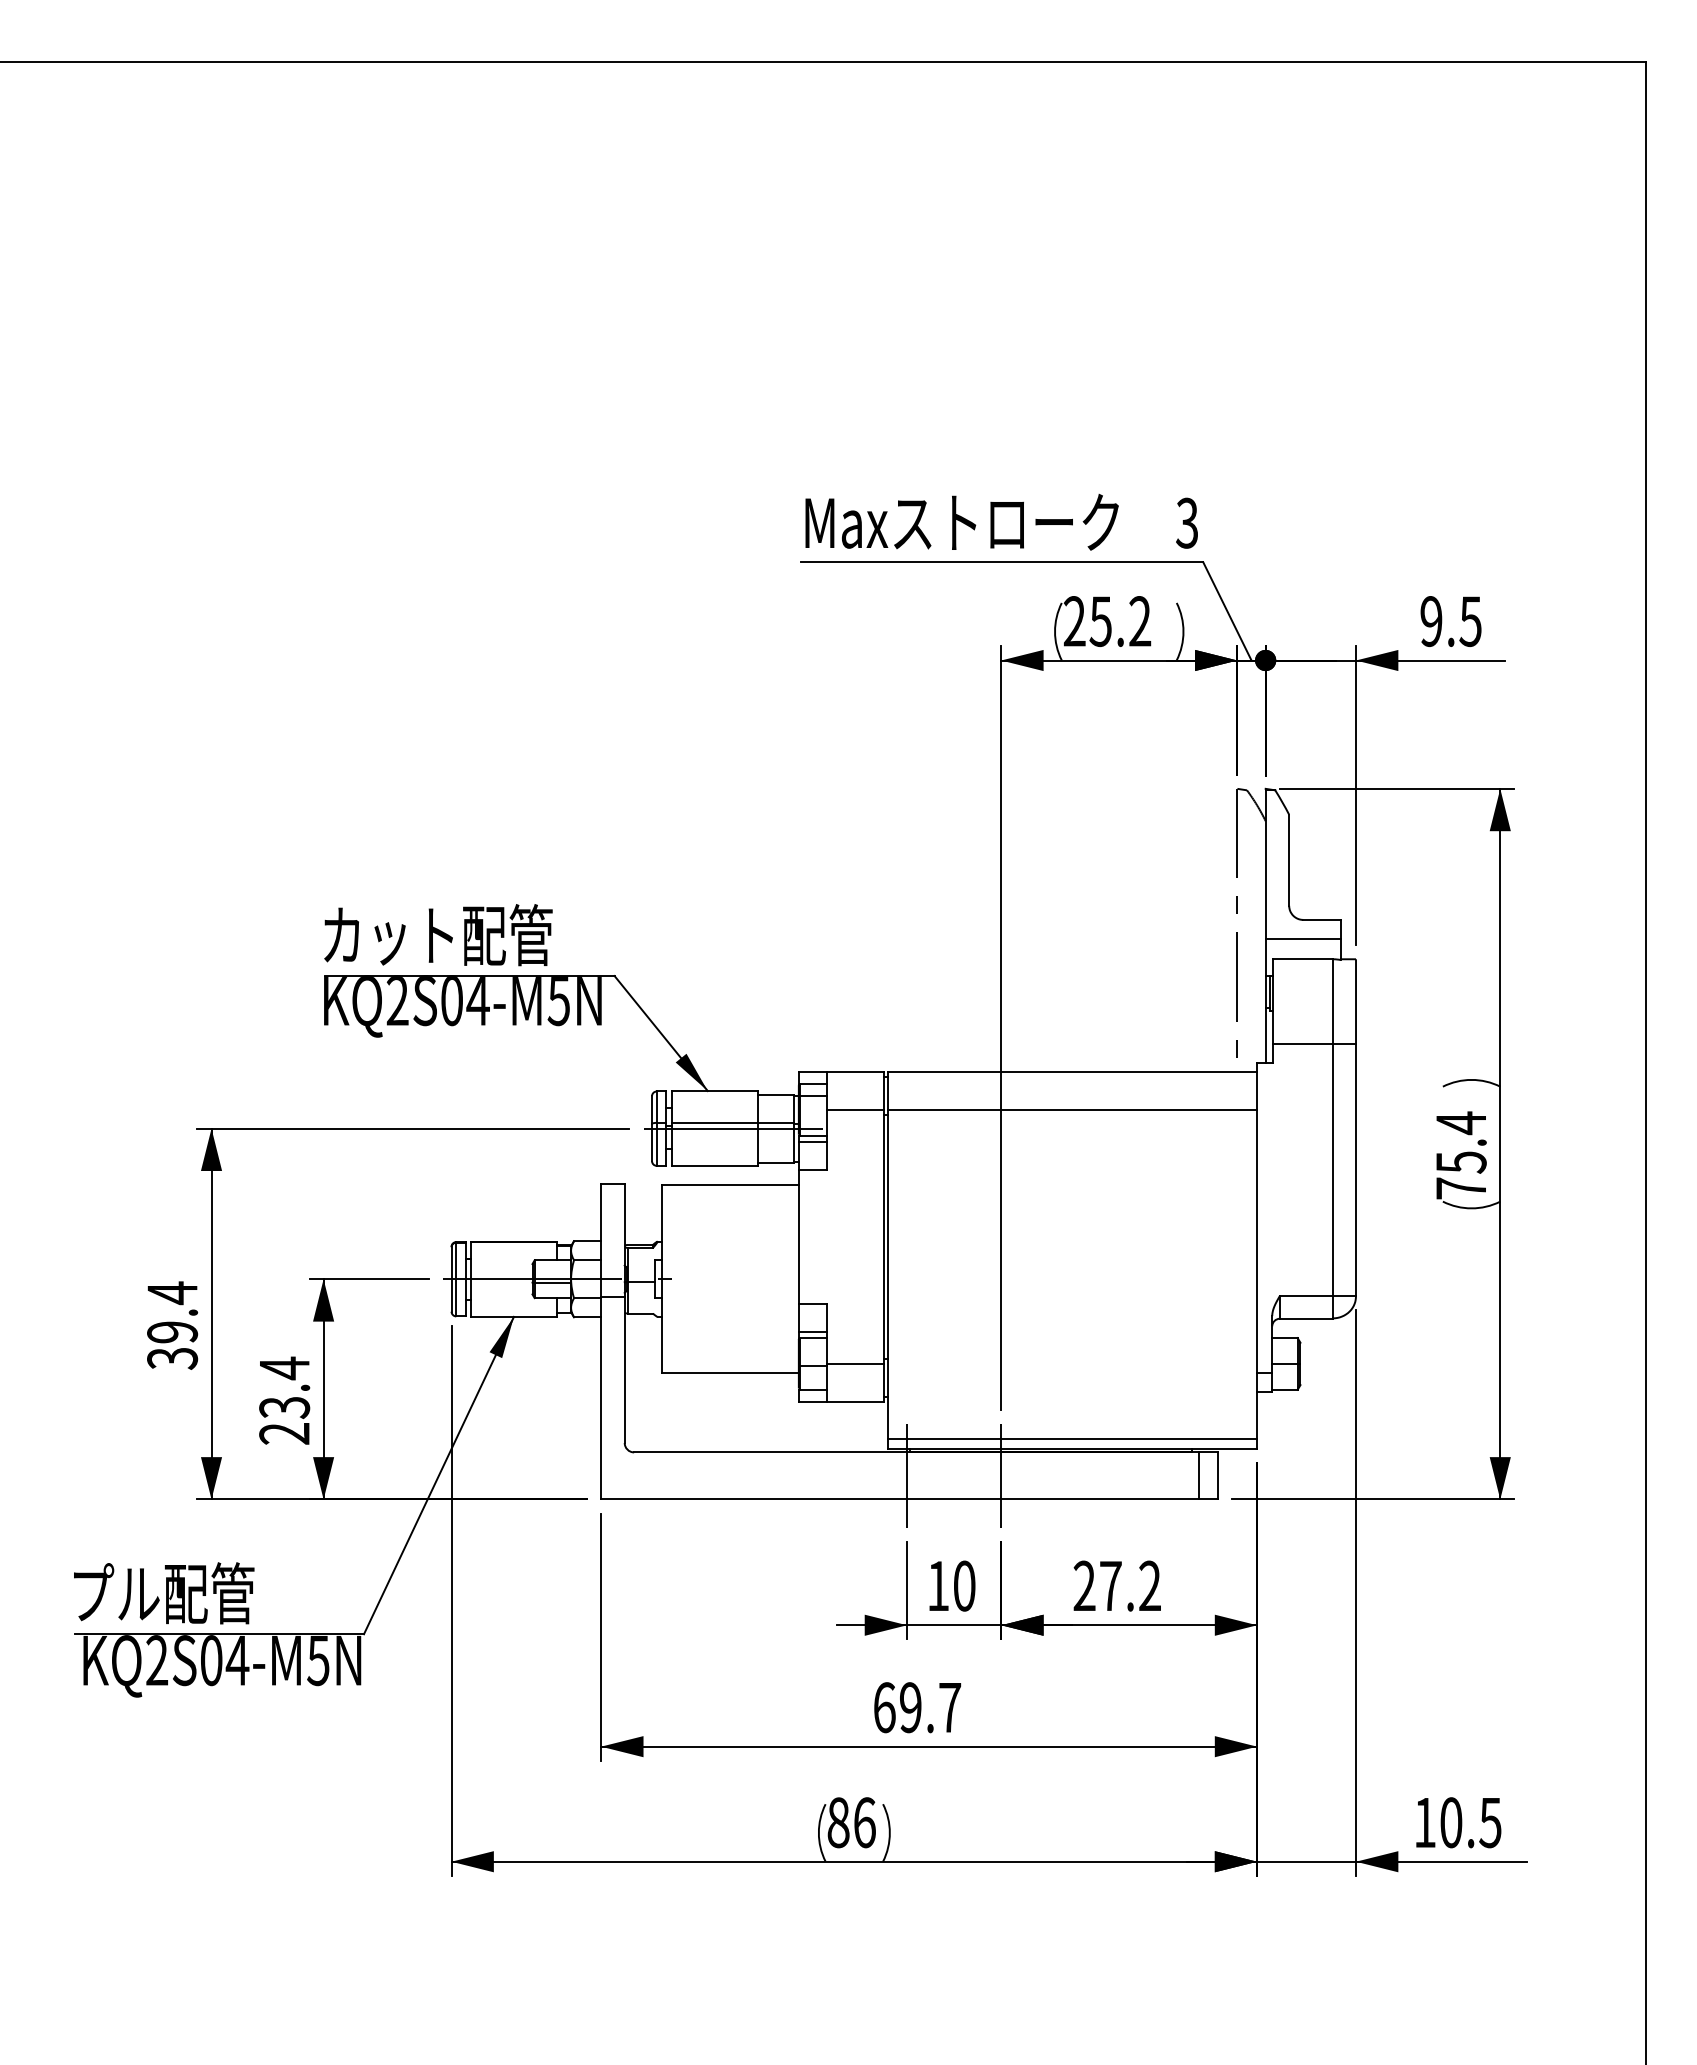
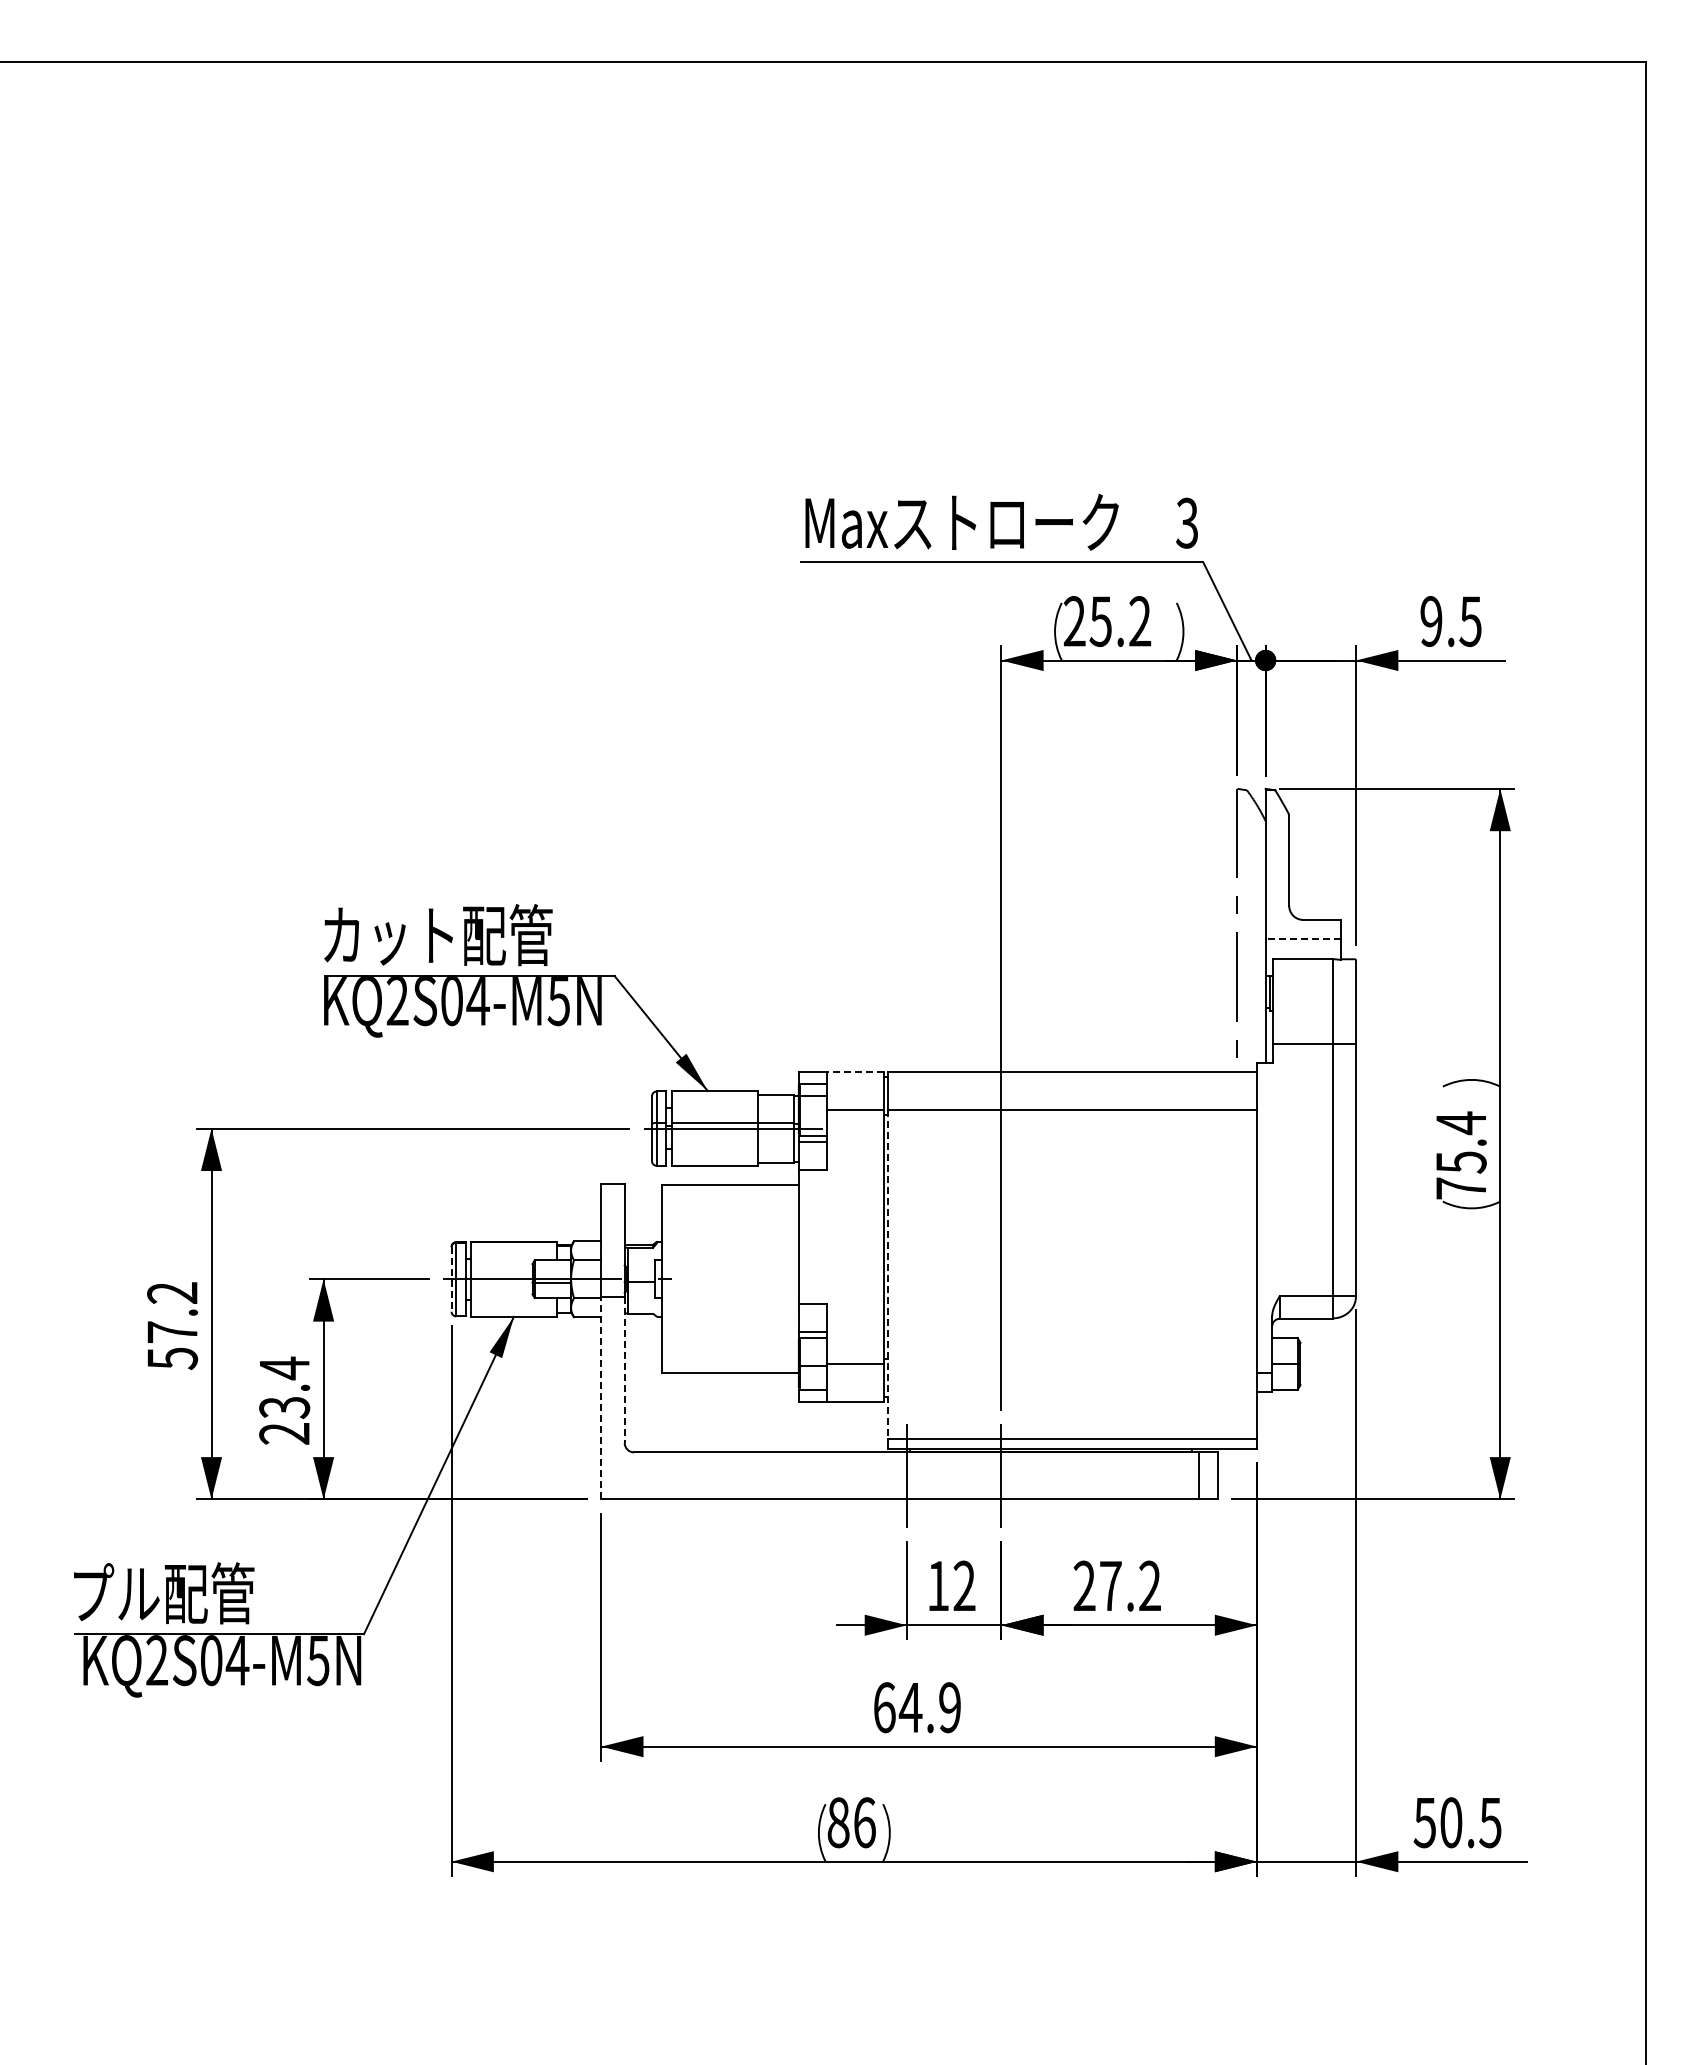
line: solid -> dashed (1303, 939)
line: solid -> dashed (854, 1072)
line: solid -> dashed (888, 1274)
line: solid -> dashed (451, 1280)
text: 39.4 -> 57.2 (172, 1325)
line: solid -> dashed (624, 1370)
line: solid -> dashed (601, 1397)
text: 10 -> 12 (964, 1585)
text: 69.7 -> 64.9 (929, 1707)
text: 10.5 -> 50.5 (1424, 1823)
